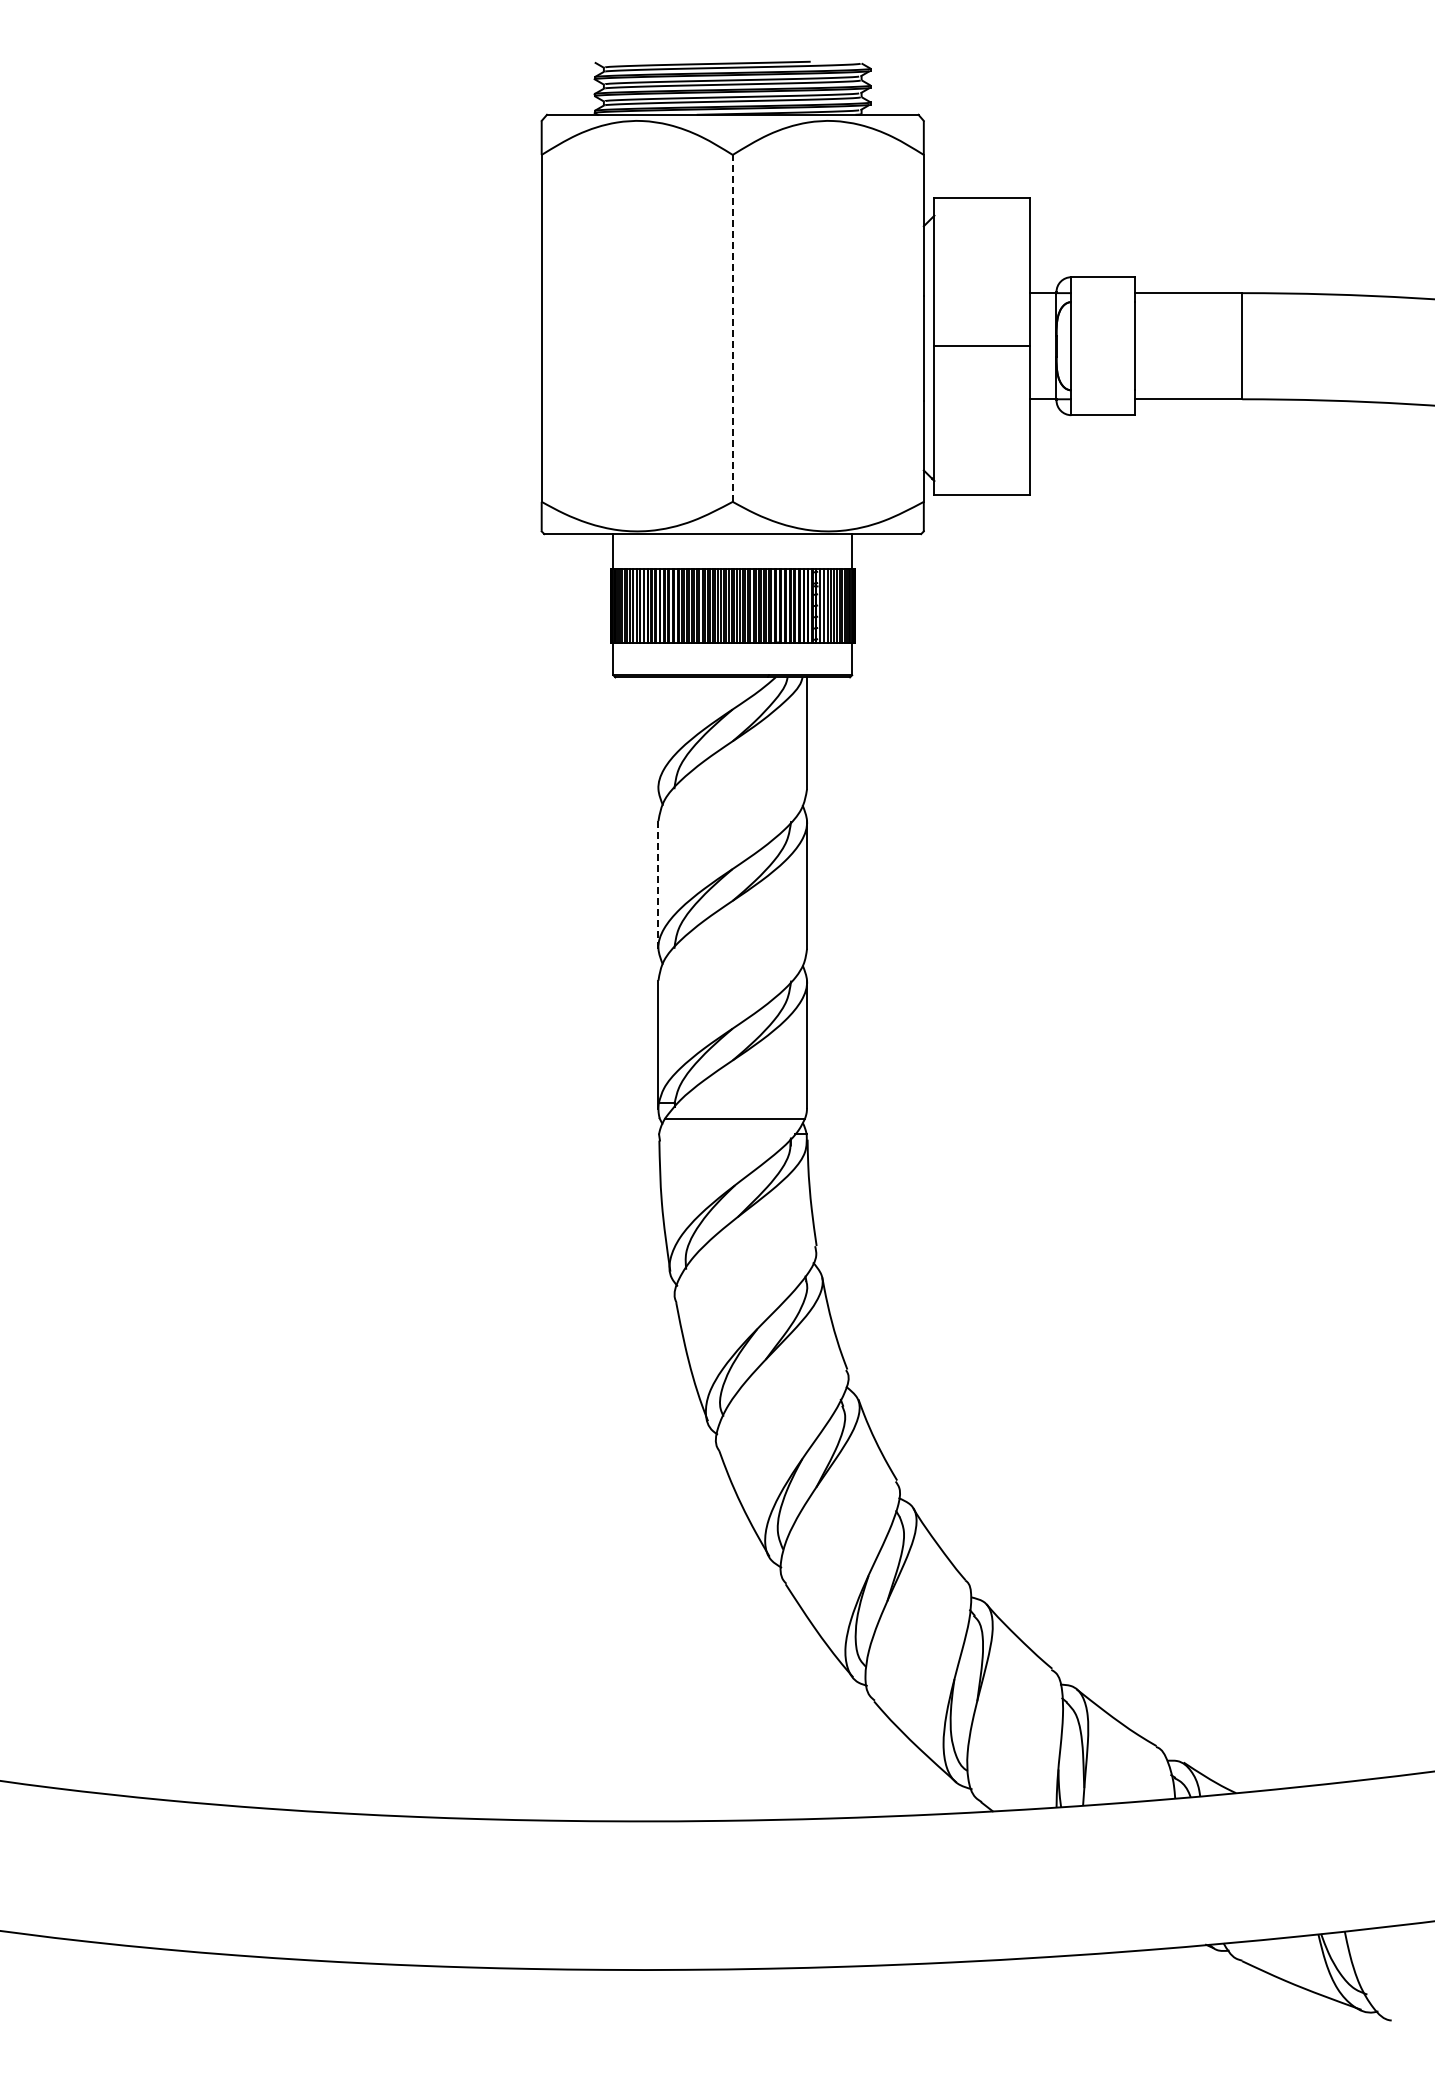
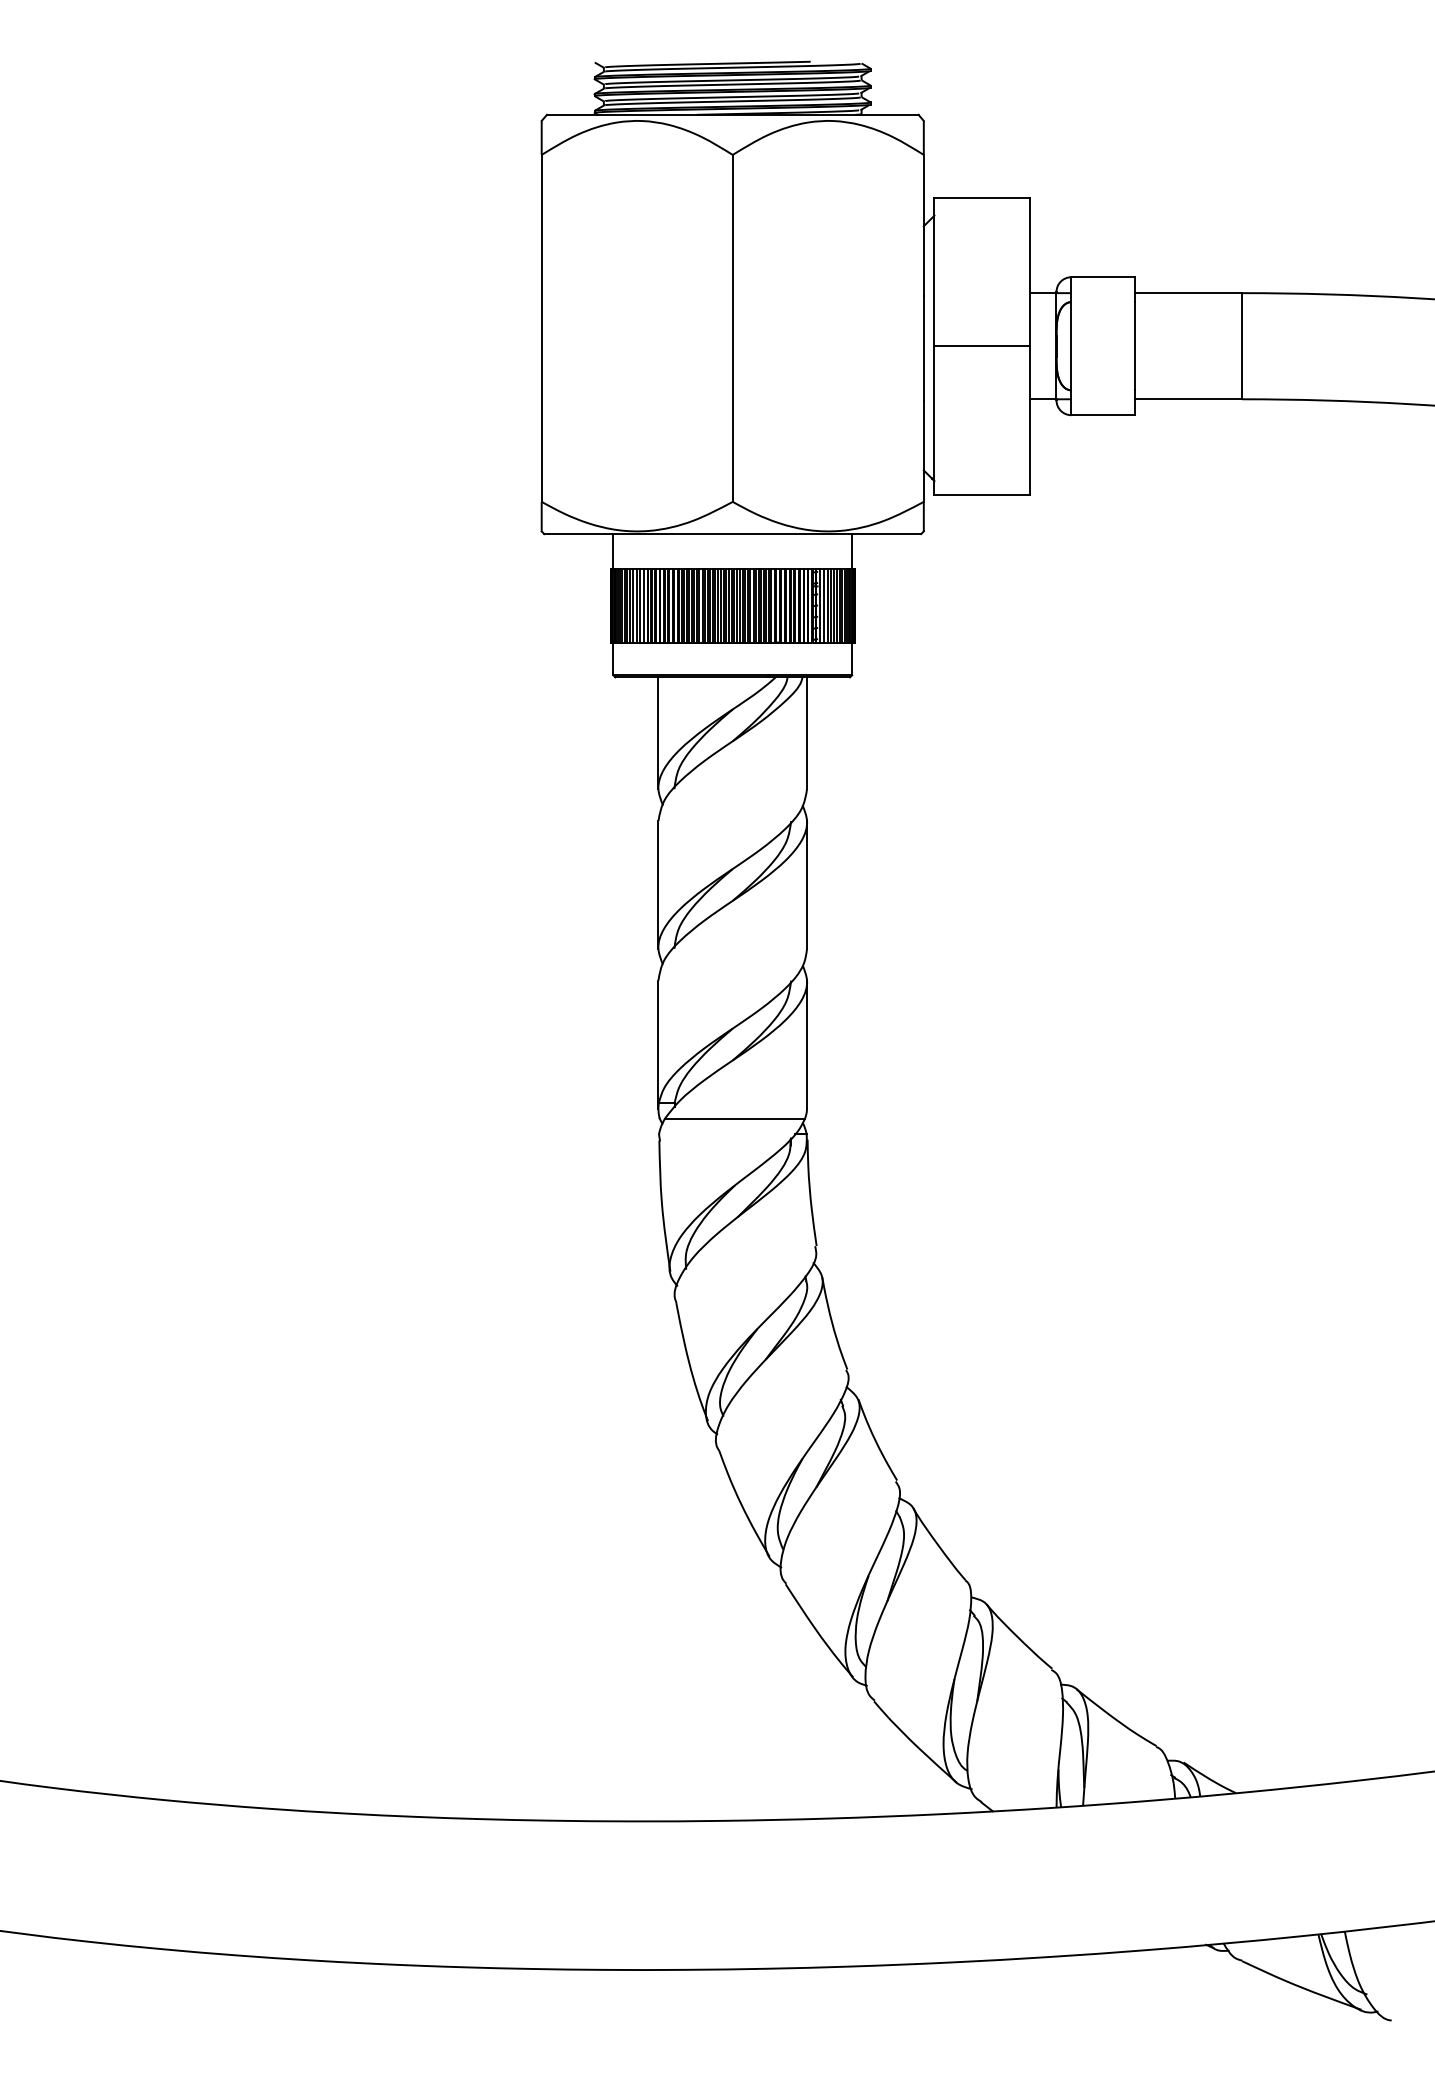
line: dashed -> solid (732, 327)
line: none -> present (658, 733)
line: dashed -> solid (658, 884)
